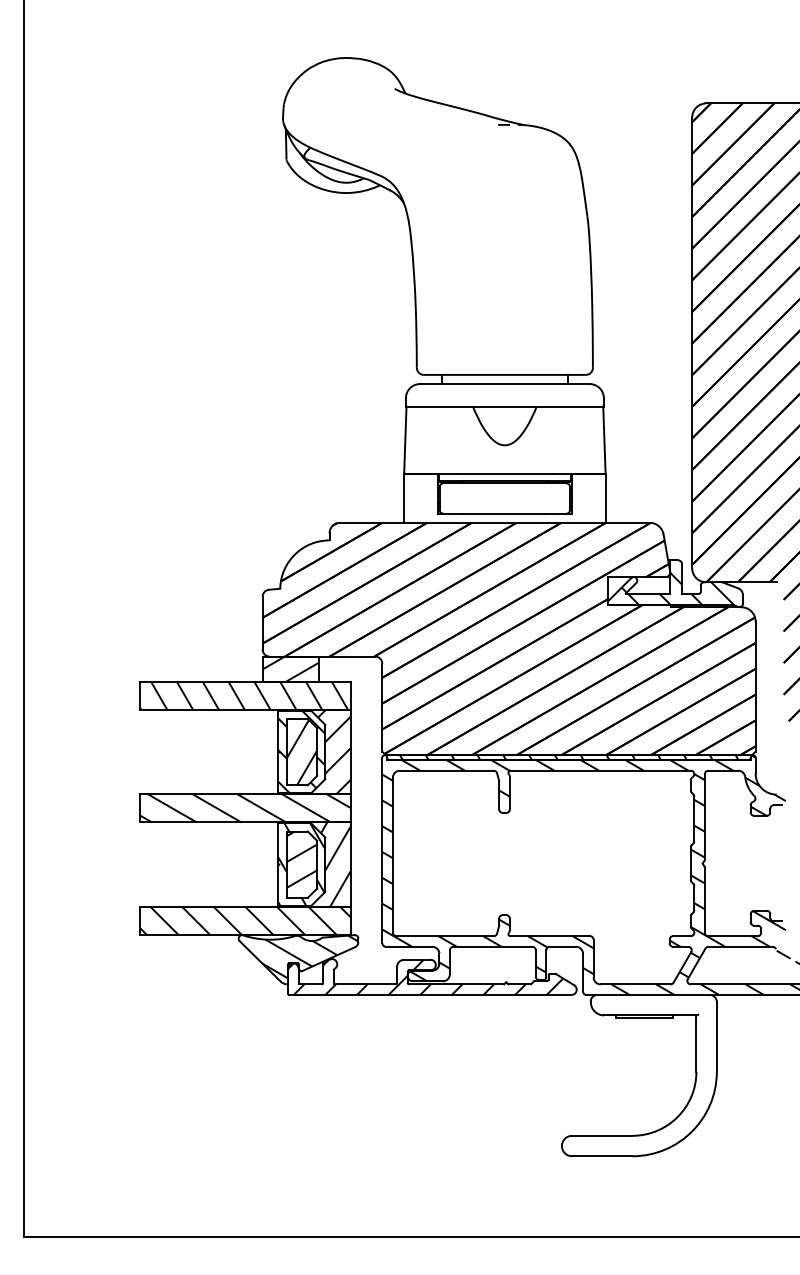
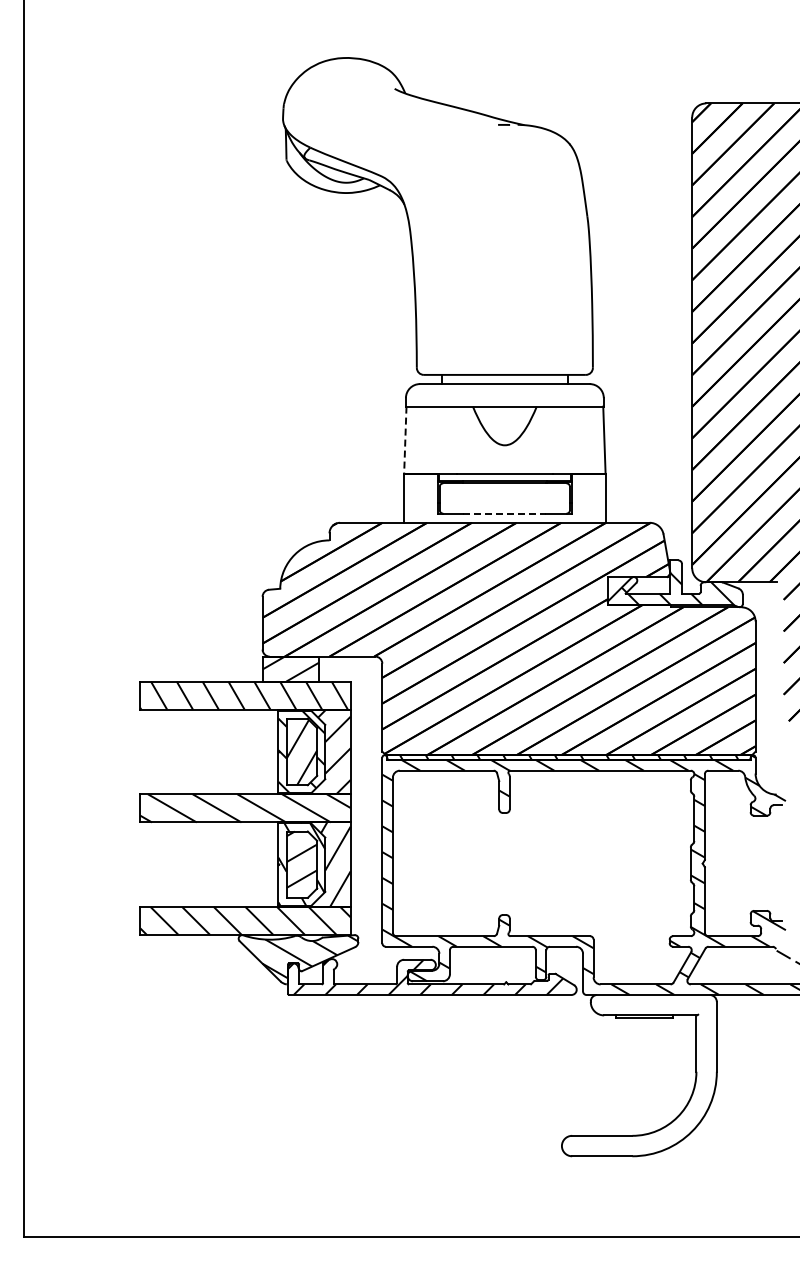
line: solid -> dashed (405, 440)
line: solid -> dashed (505, 513)
